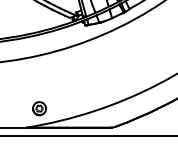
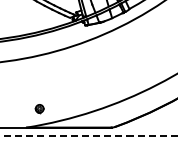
part size: 16x16 px -> 11x11 px (39, 109)
line: solid -> dashed (88, 135)
